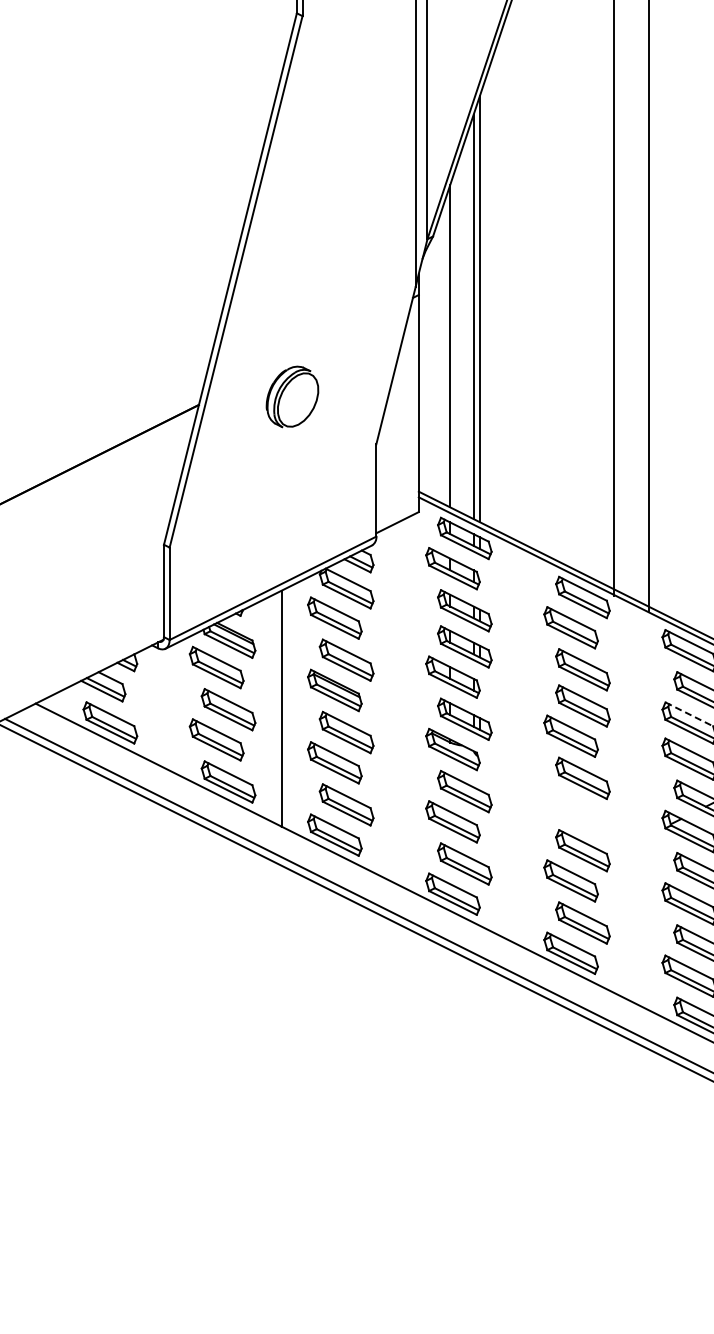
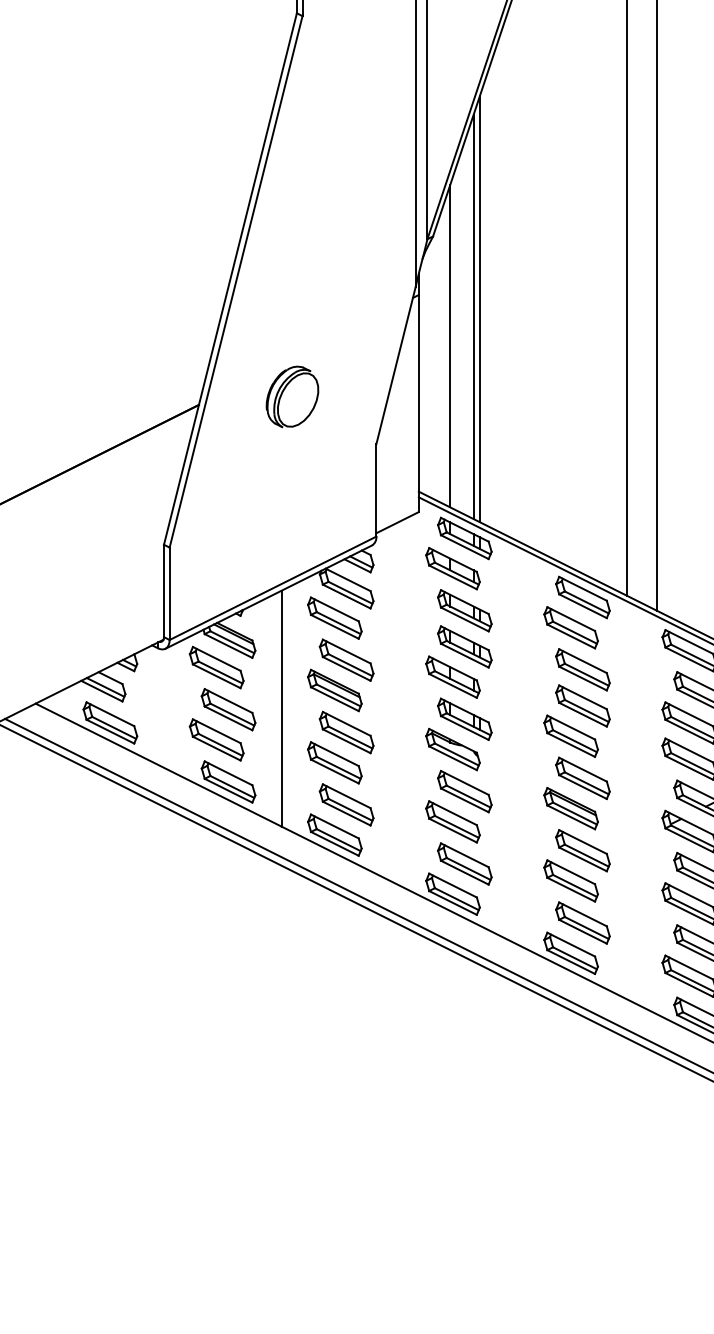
line position: (614, 299) -> (627, 299) (627, 299)
line position: (649, 306) -> (657, 306) (657, 306)
line: dashed -> solid (689, 714)
part: none -> present (570, 808)
